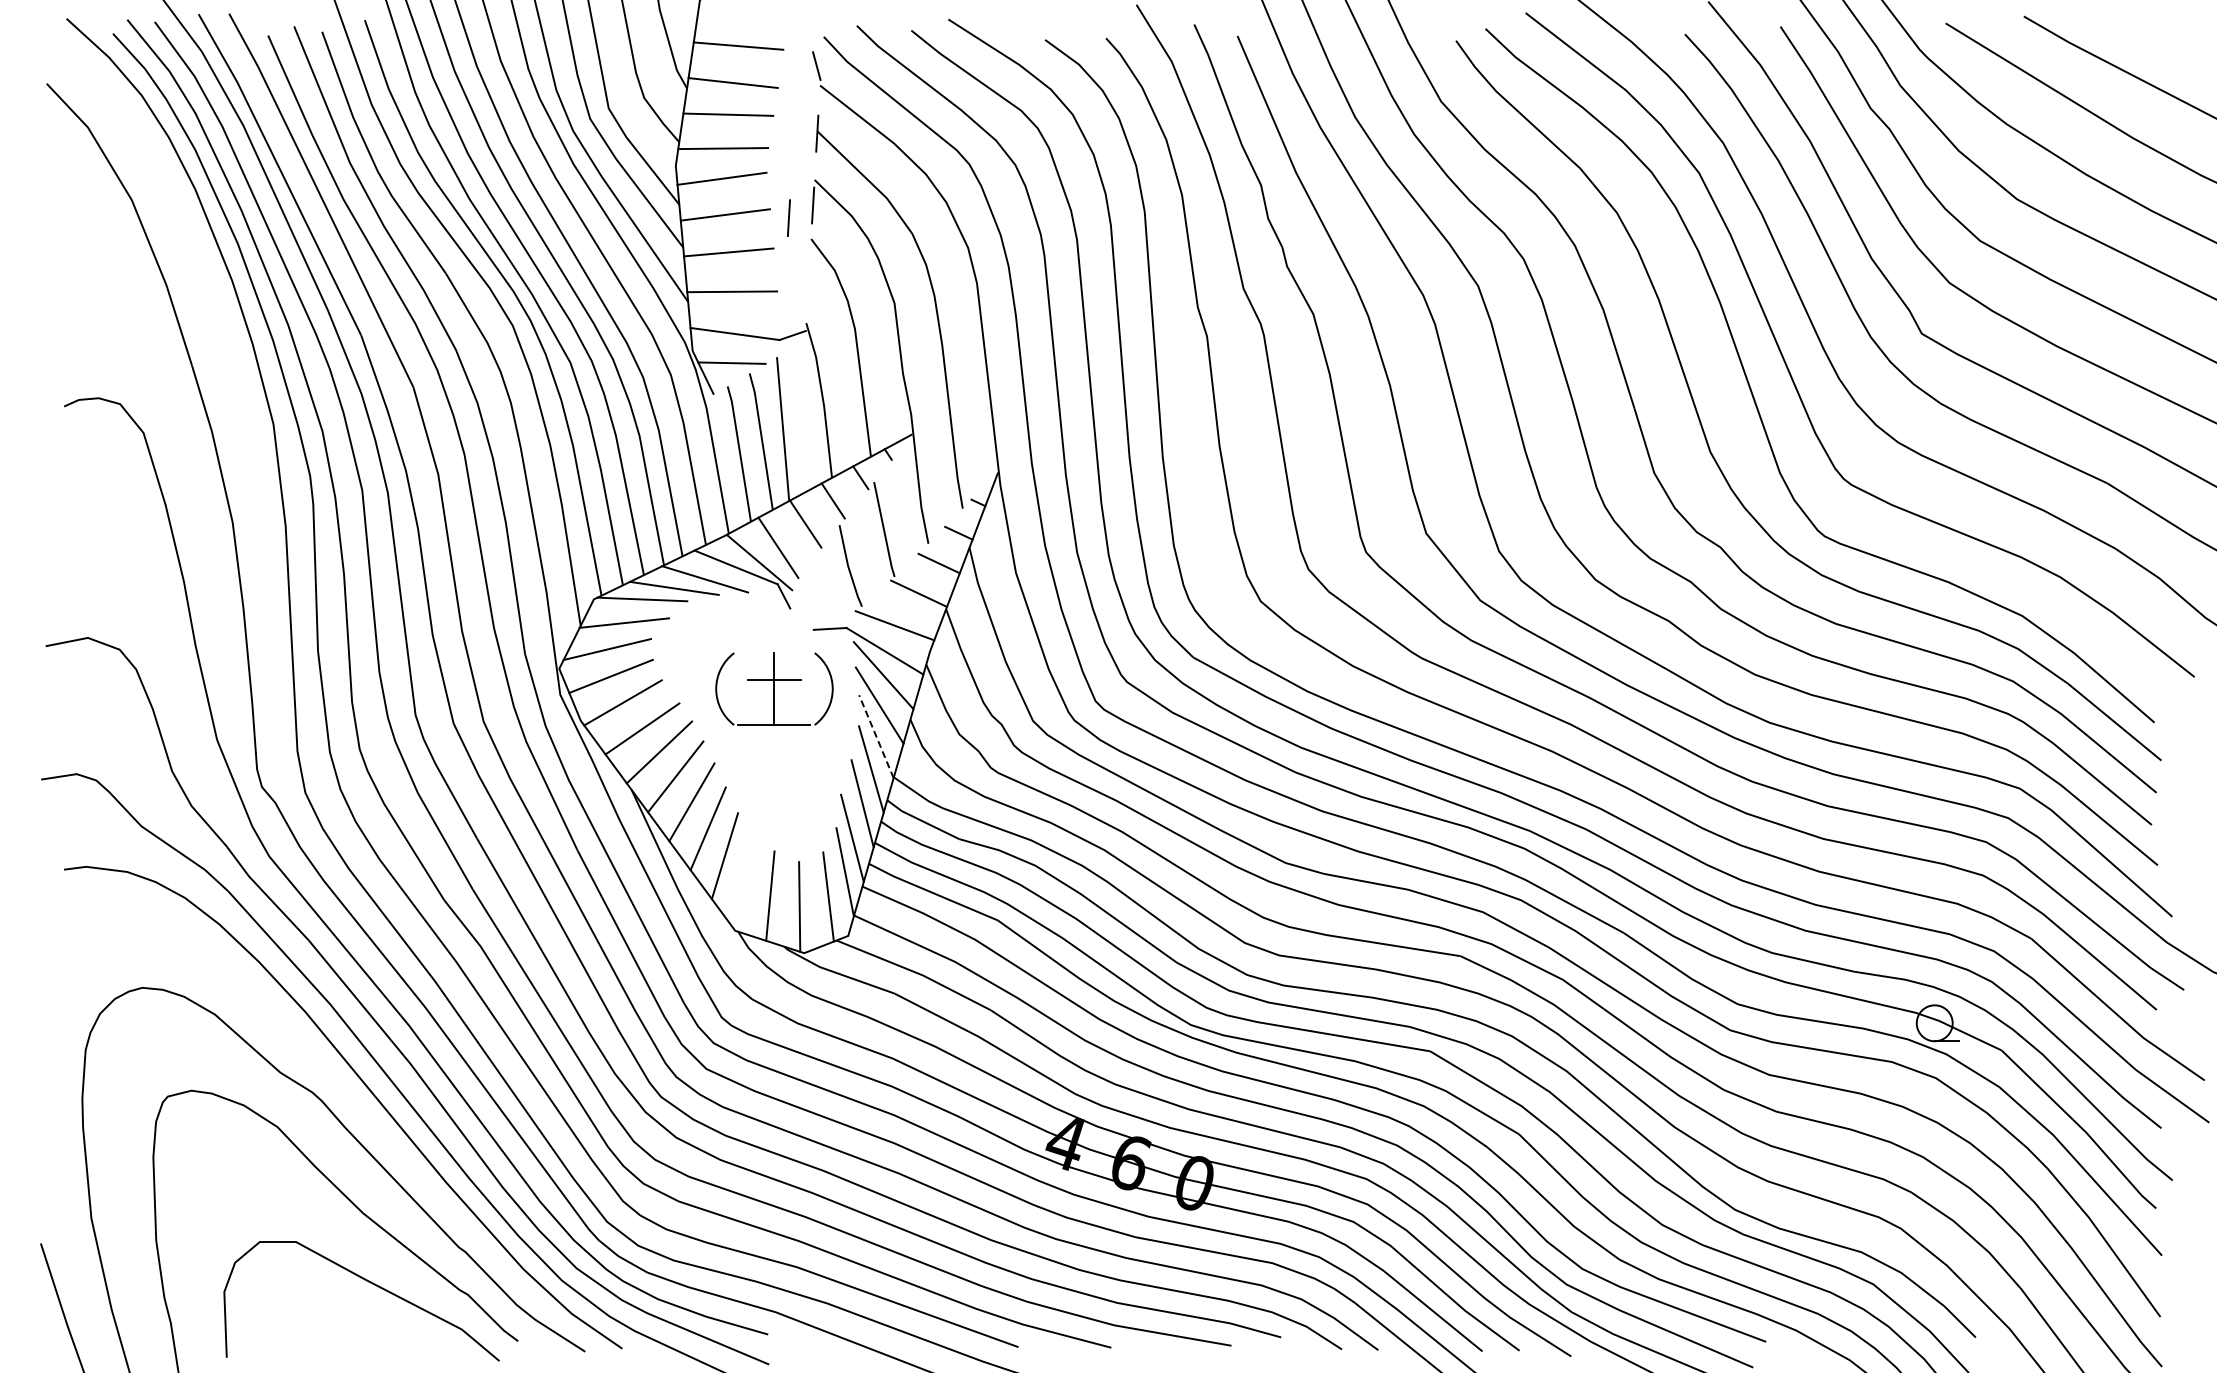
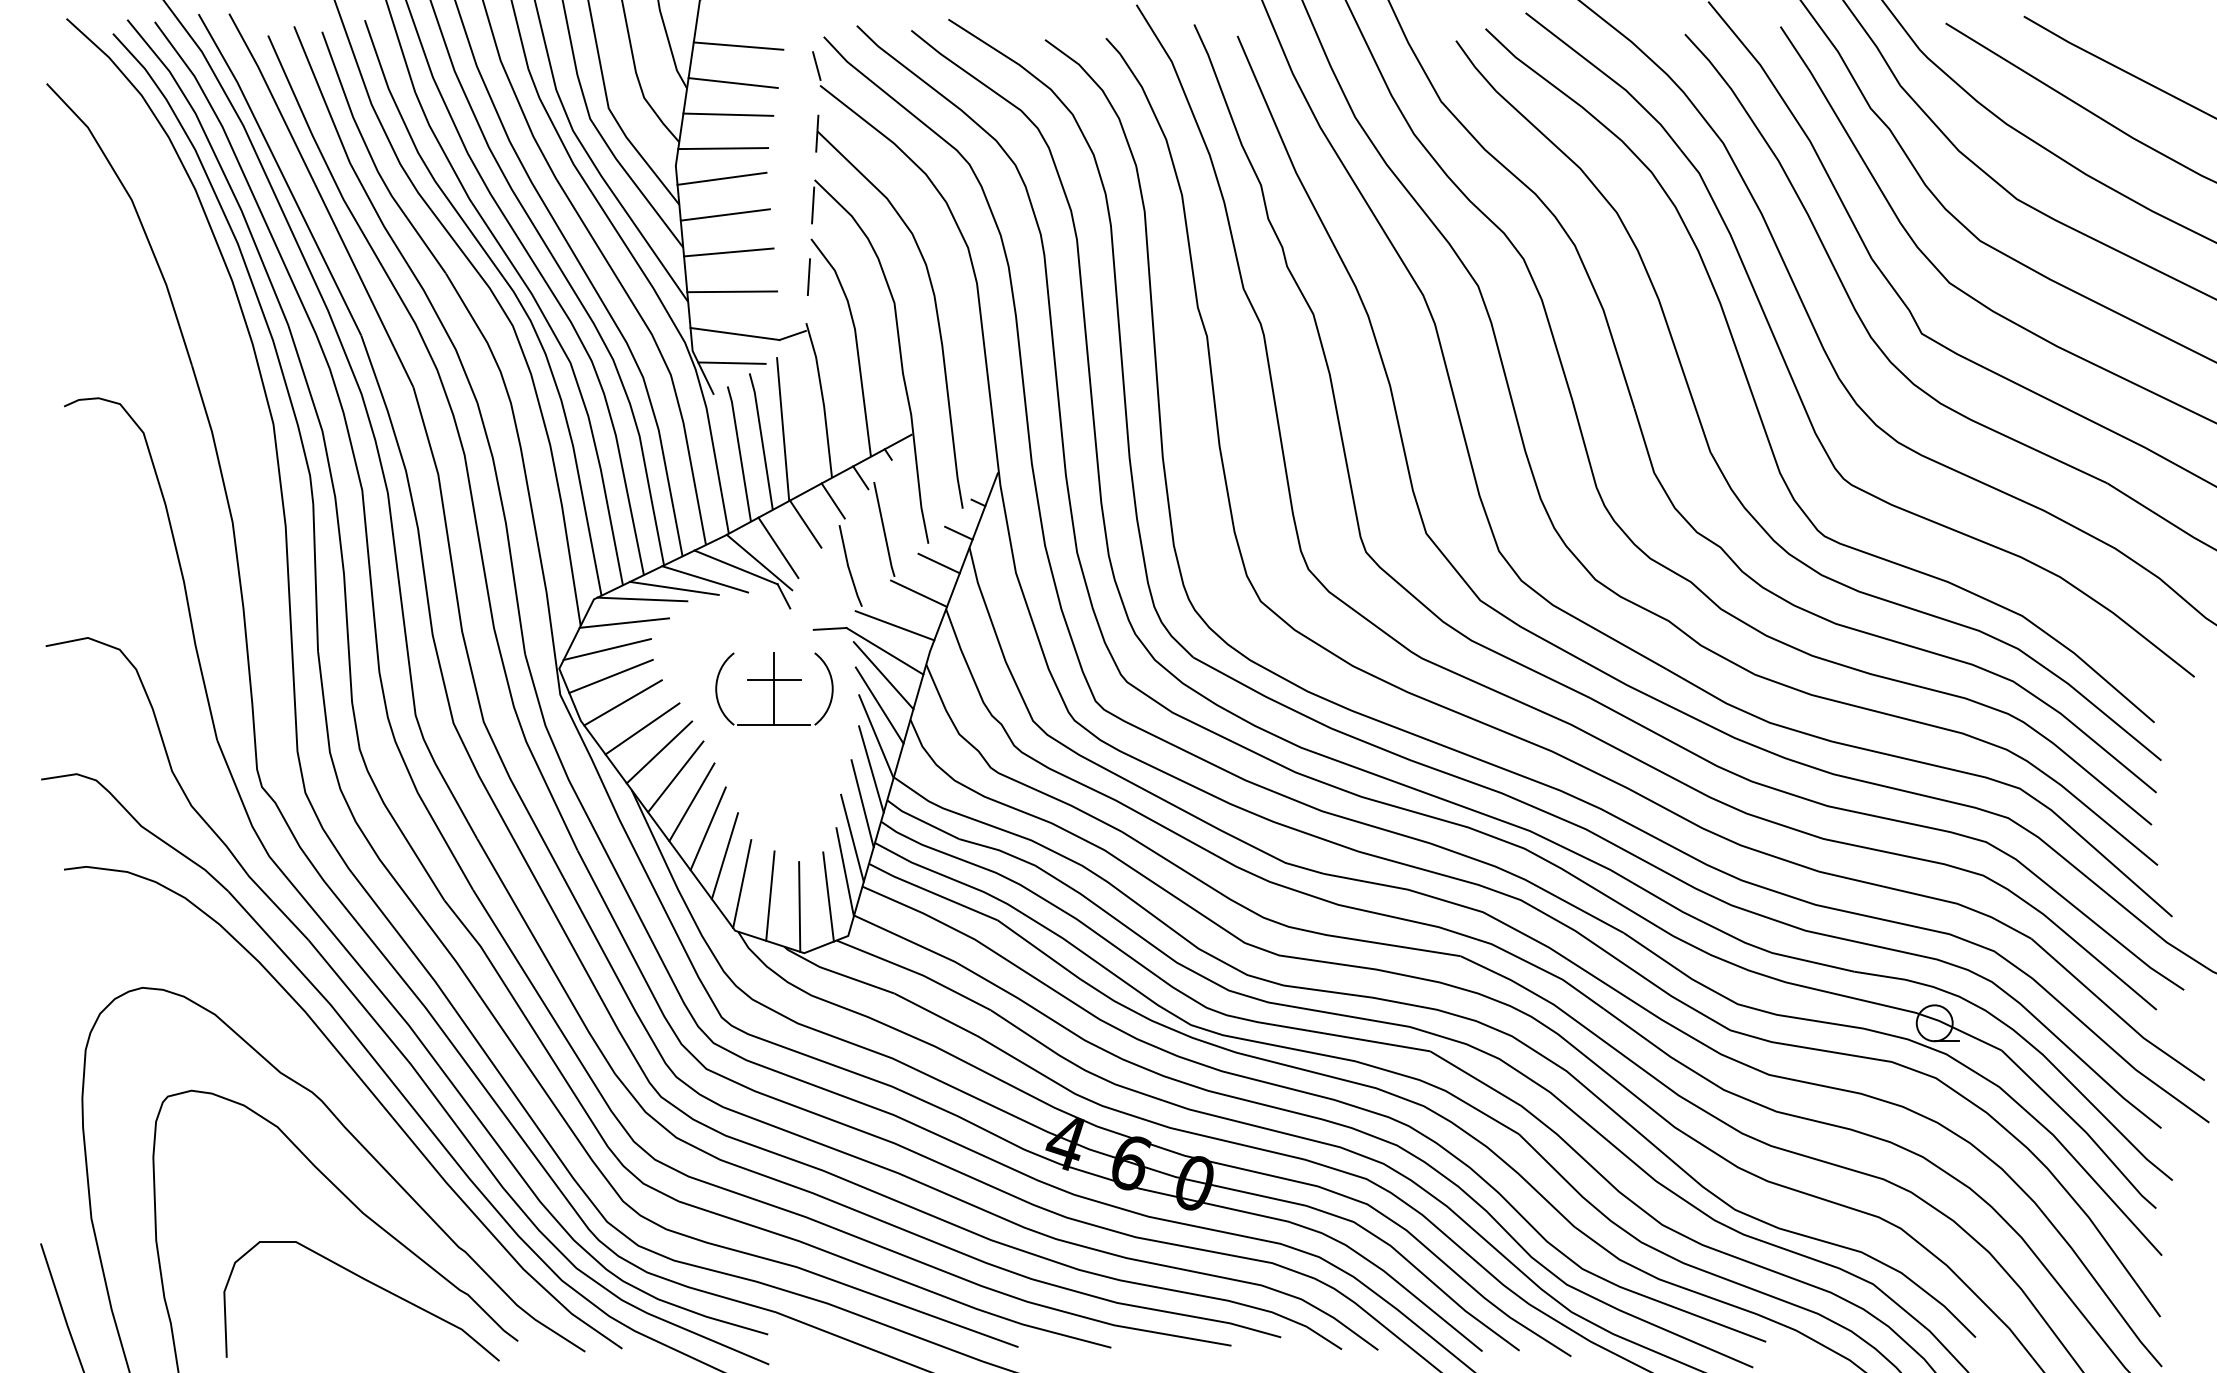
line position: (788, 217) -> (808, 276) (808, 276)
line: dashed -> solid (876, 736)
line: none -> present (742, 884)
